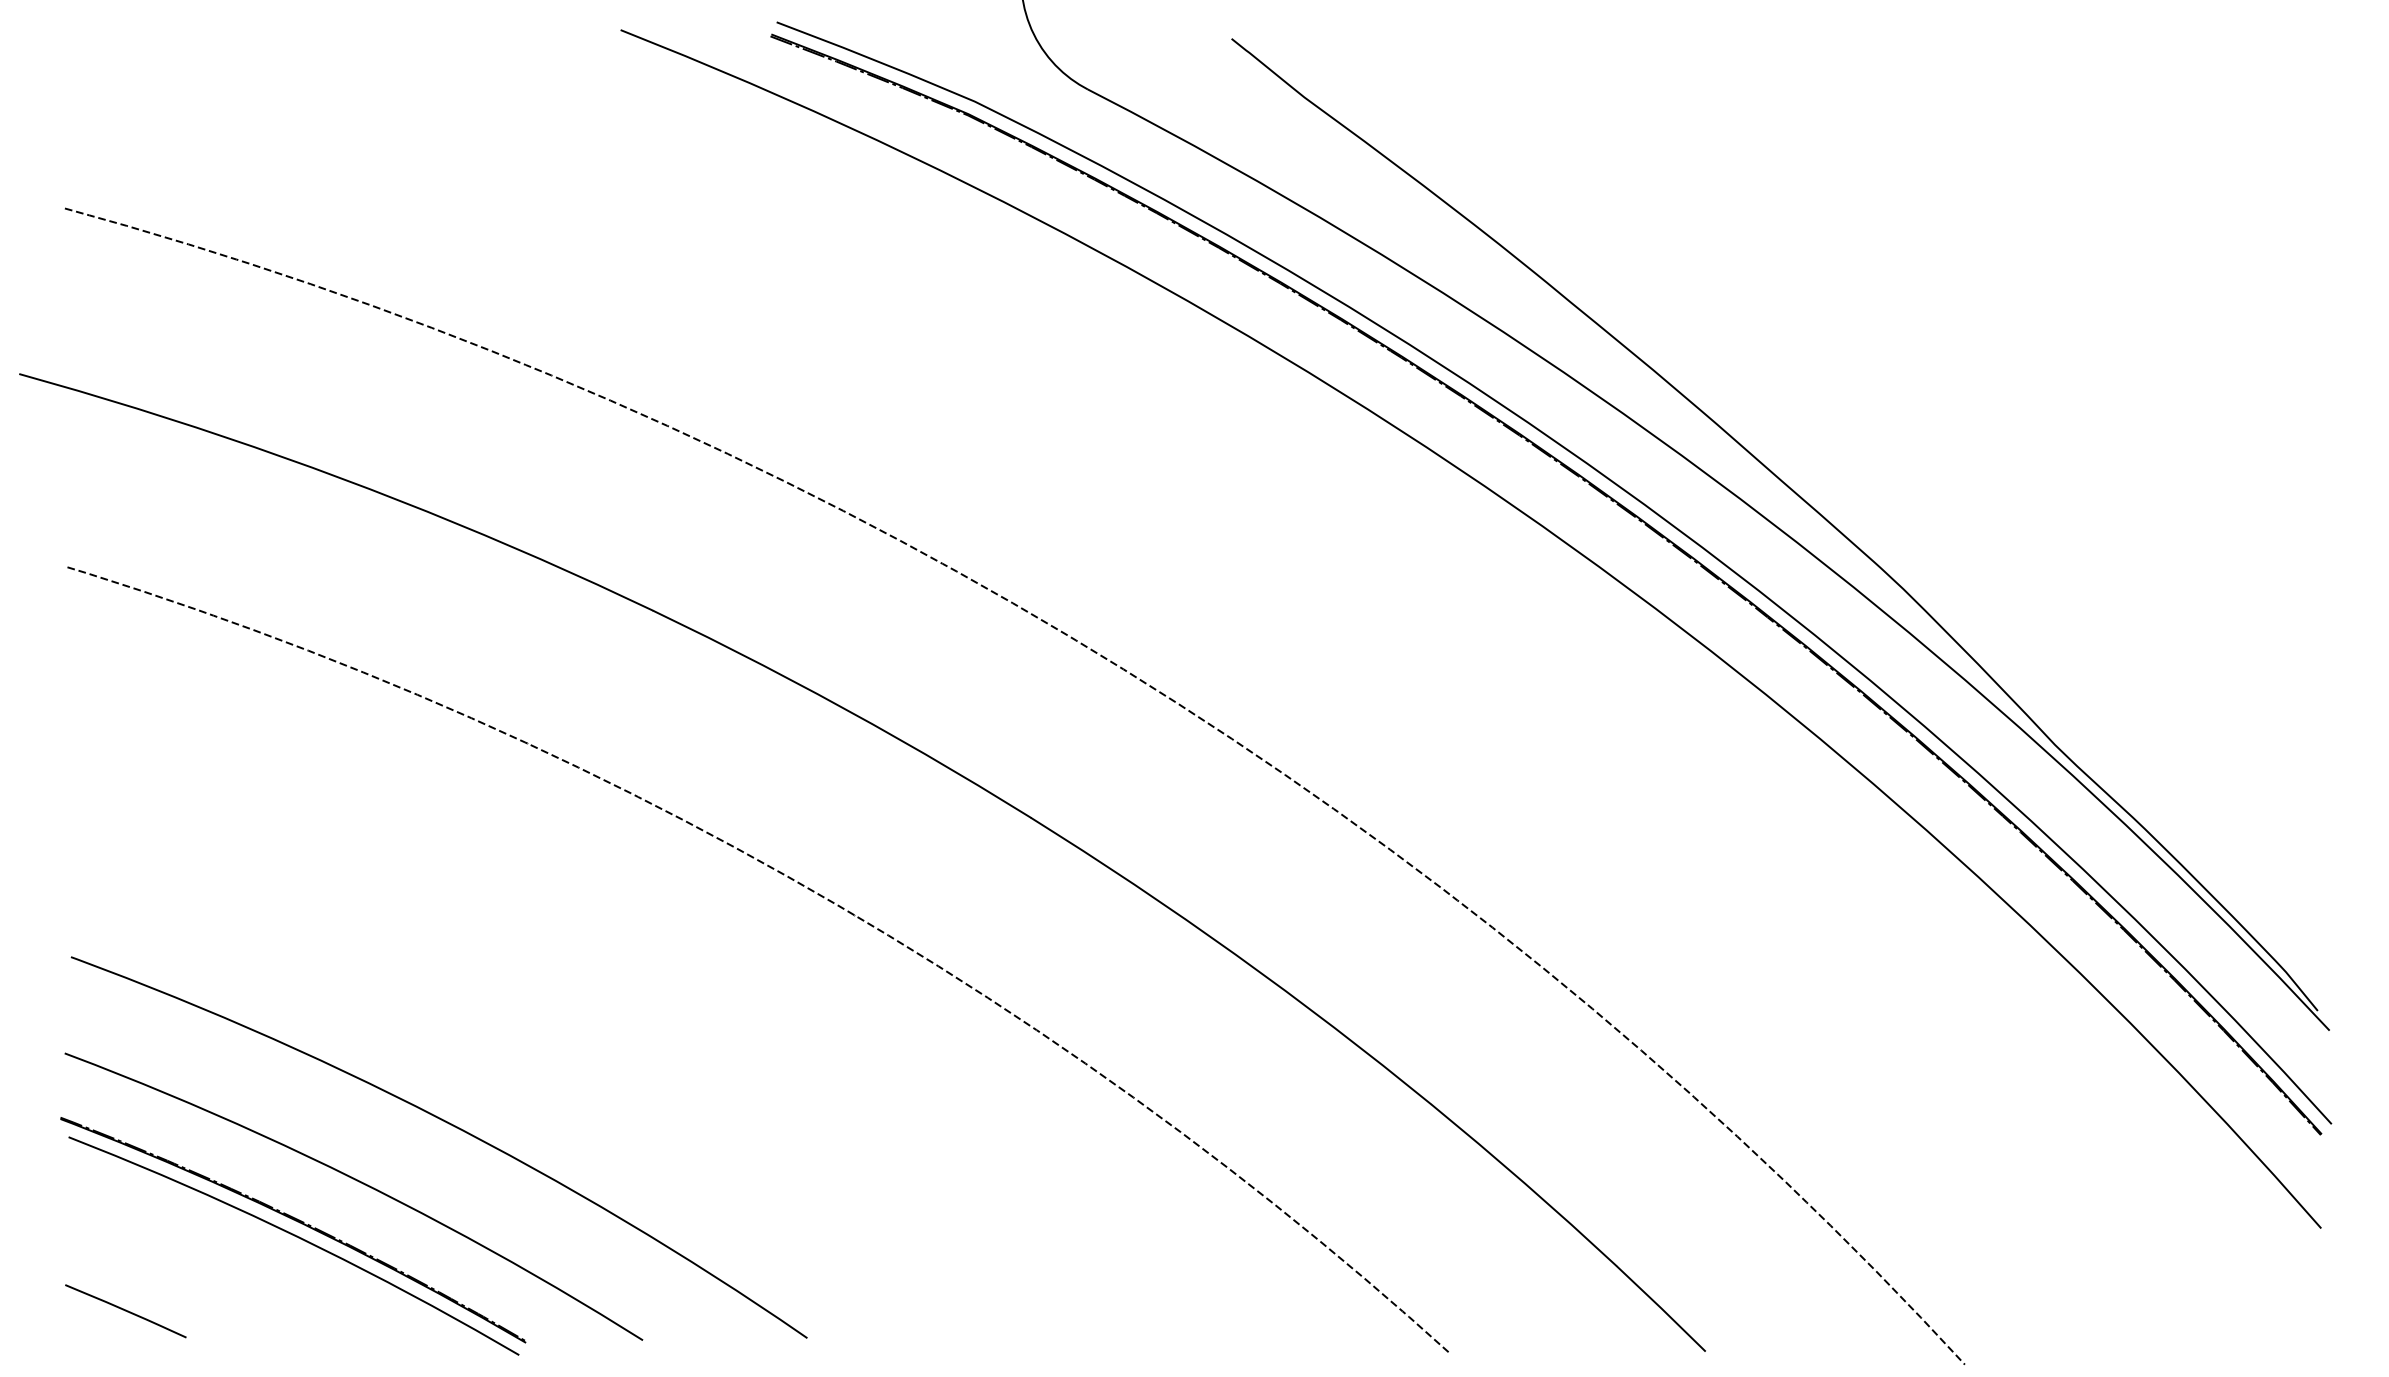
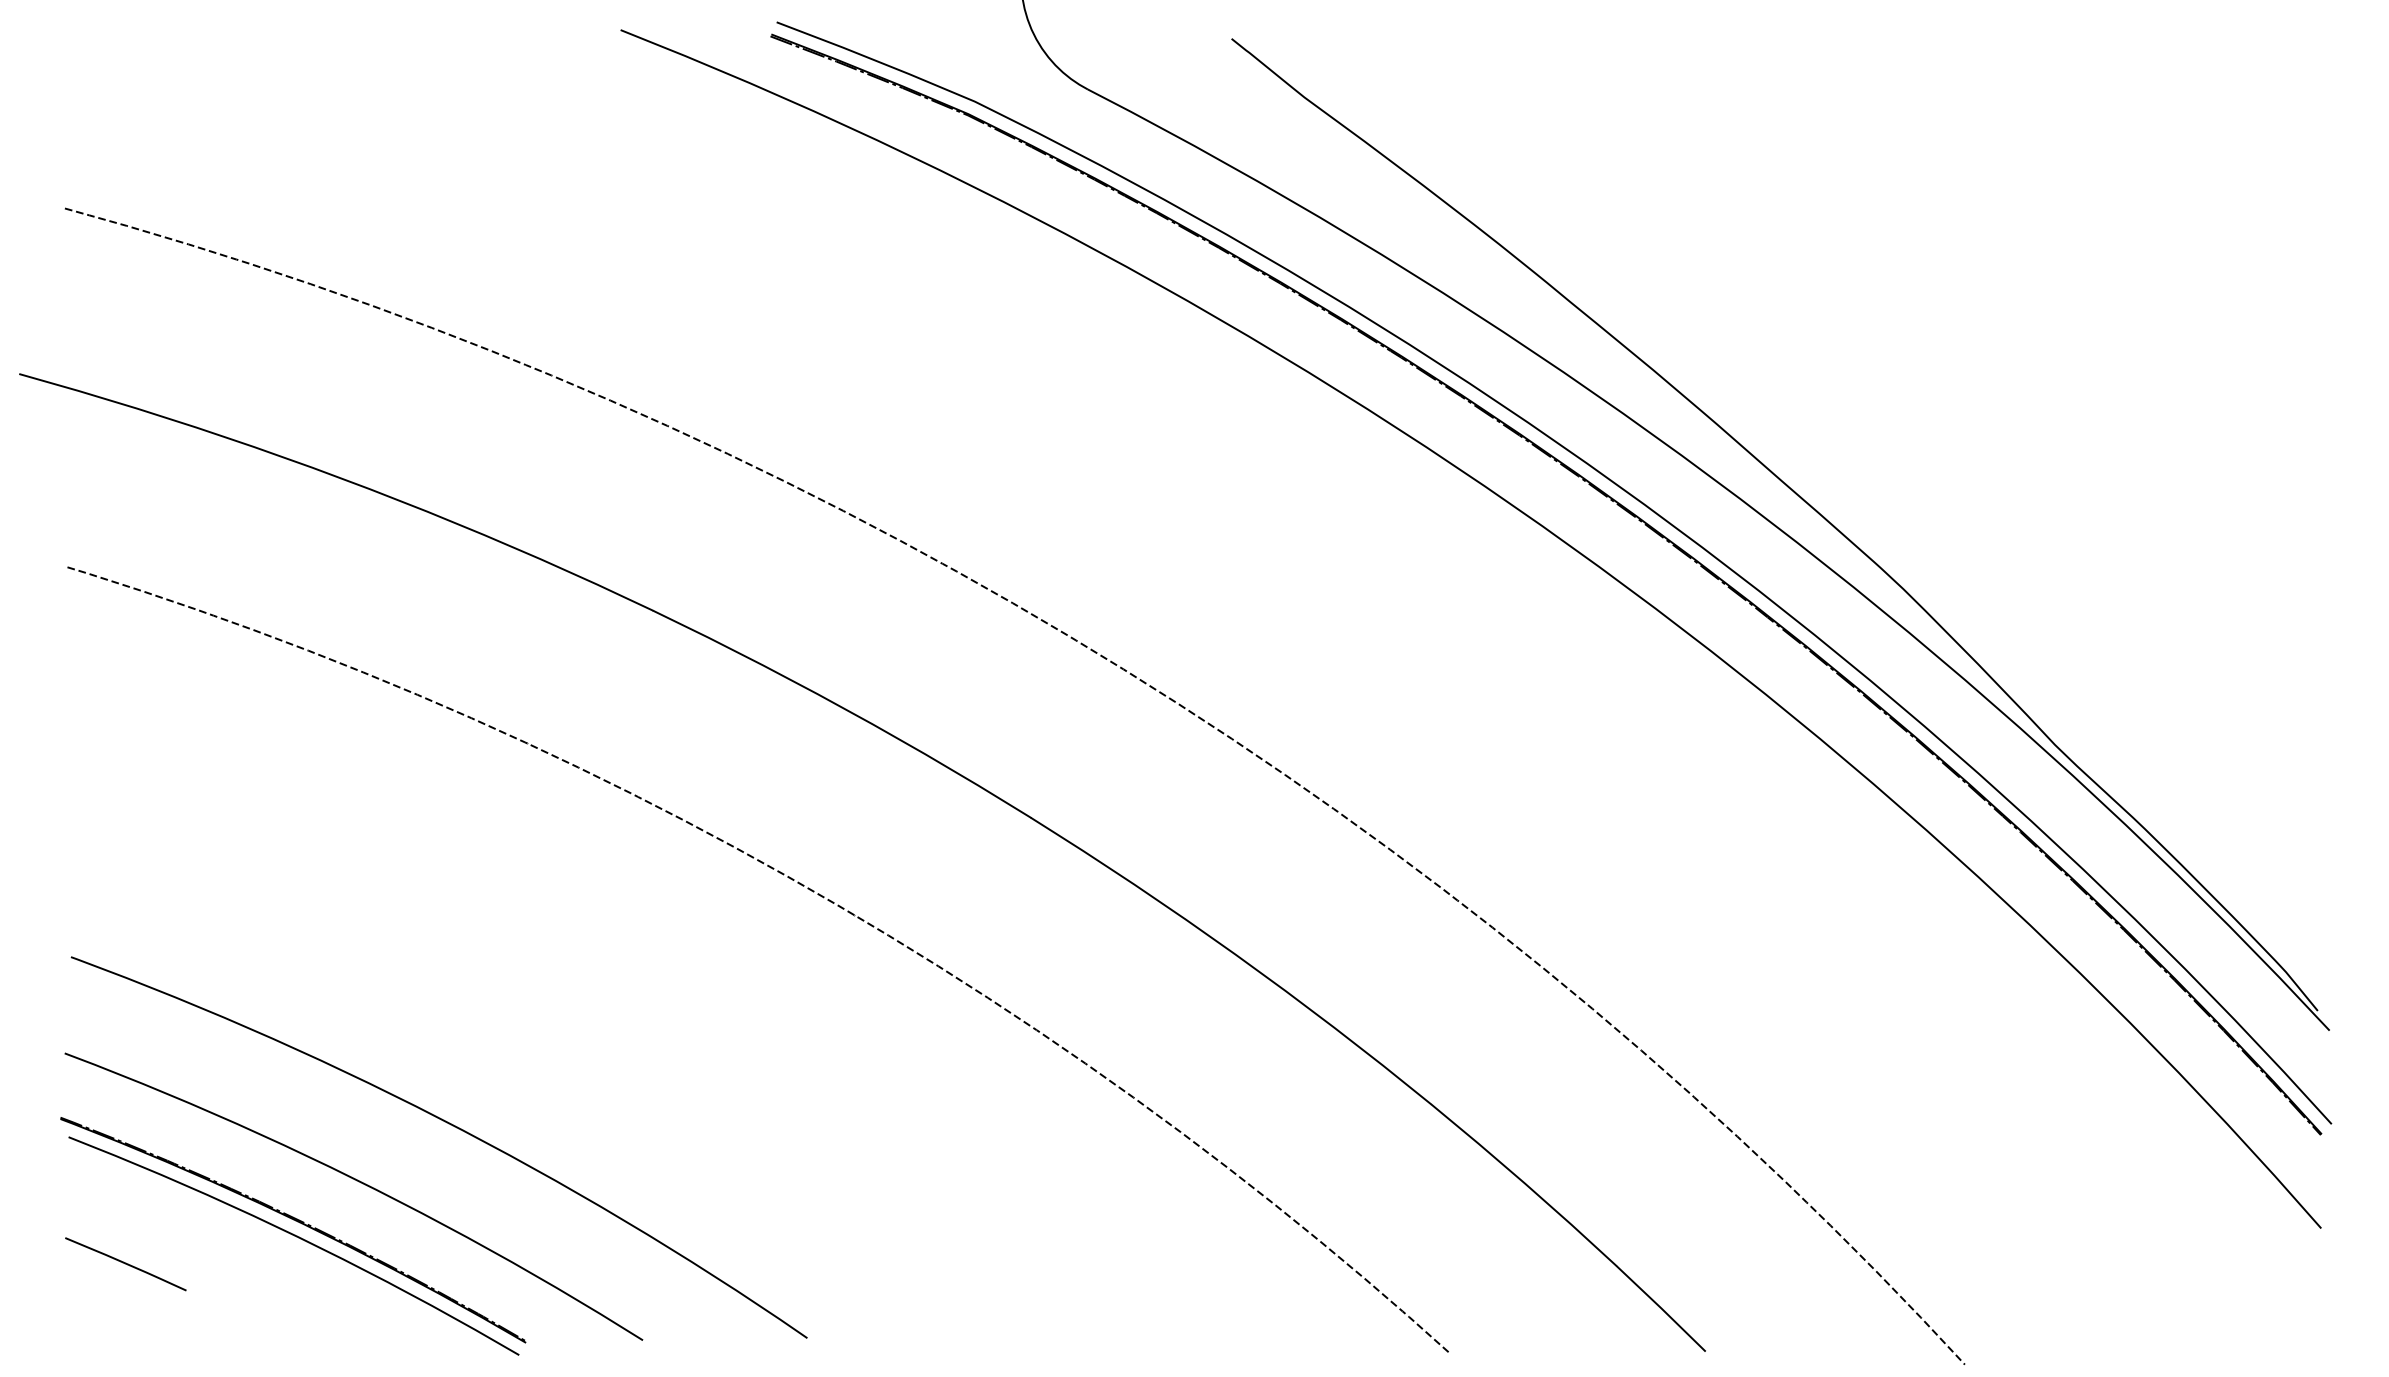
line position: (125, 1311) -> (125, 1264) (125, 1264)
